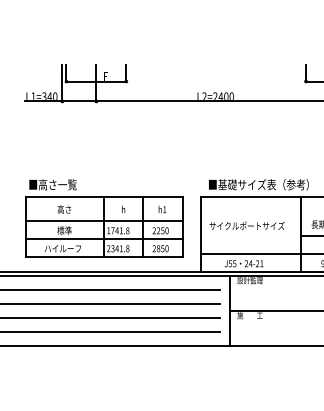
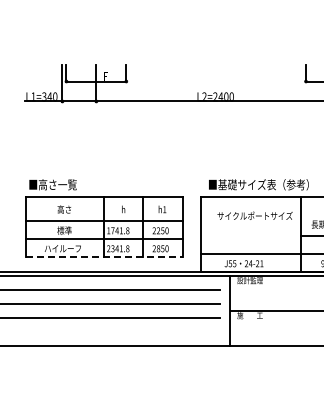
text position: (246, 225) -> (254, 215) (254, 215)
line: solid -> dashed (104, 256)
line: present -> none (110, 331)
